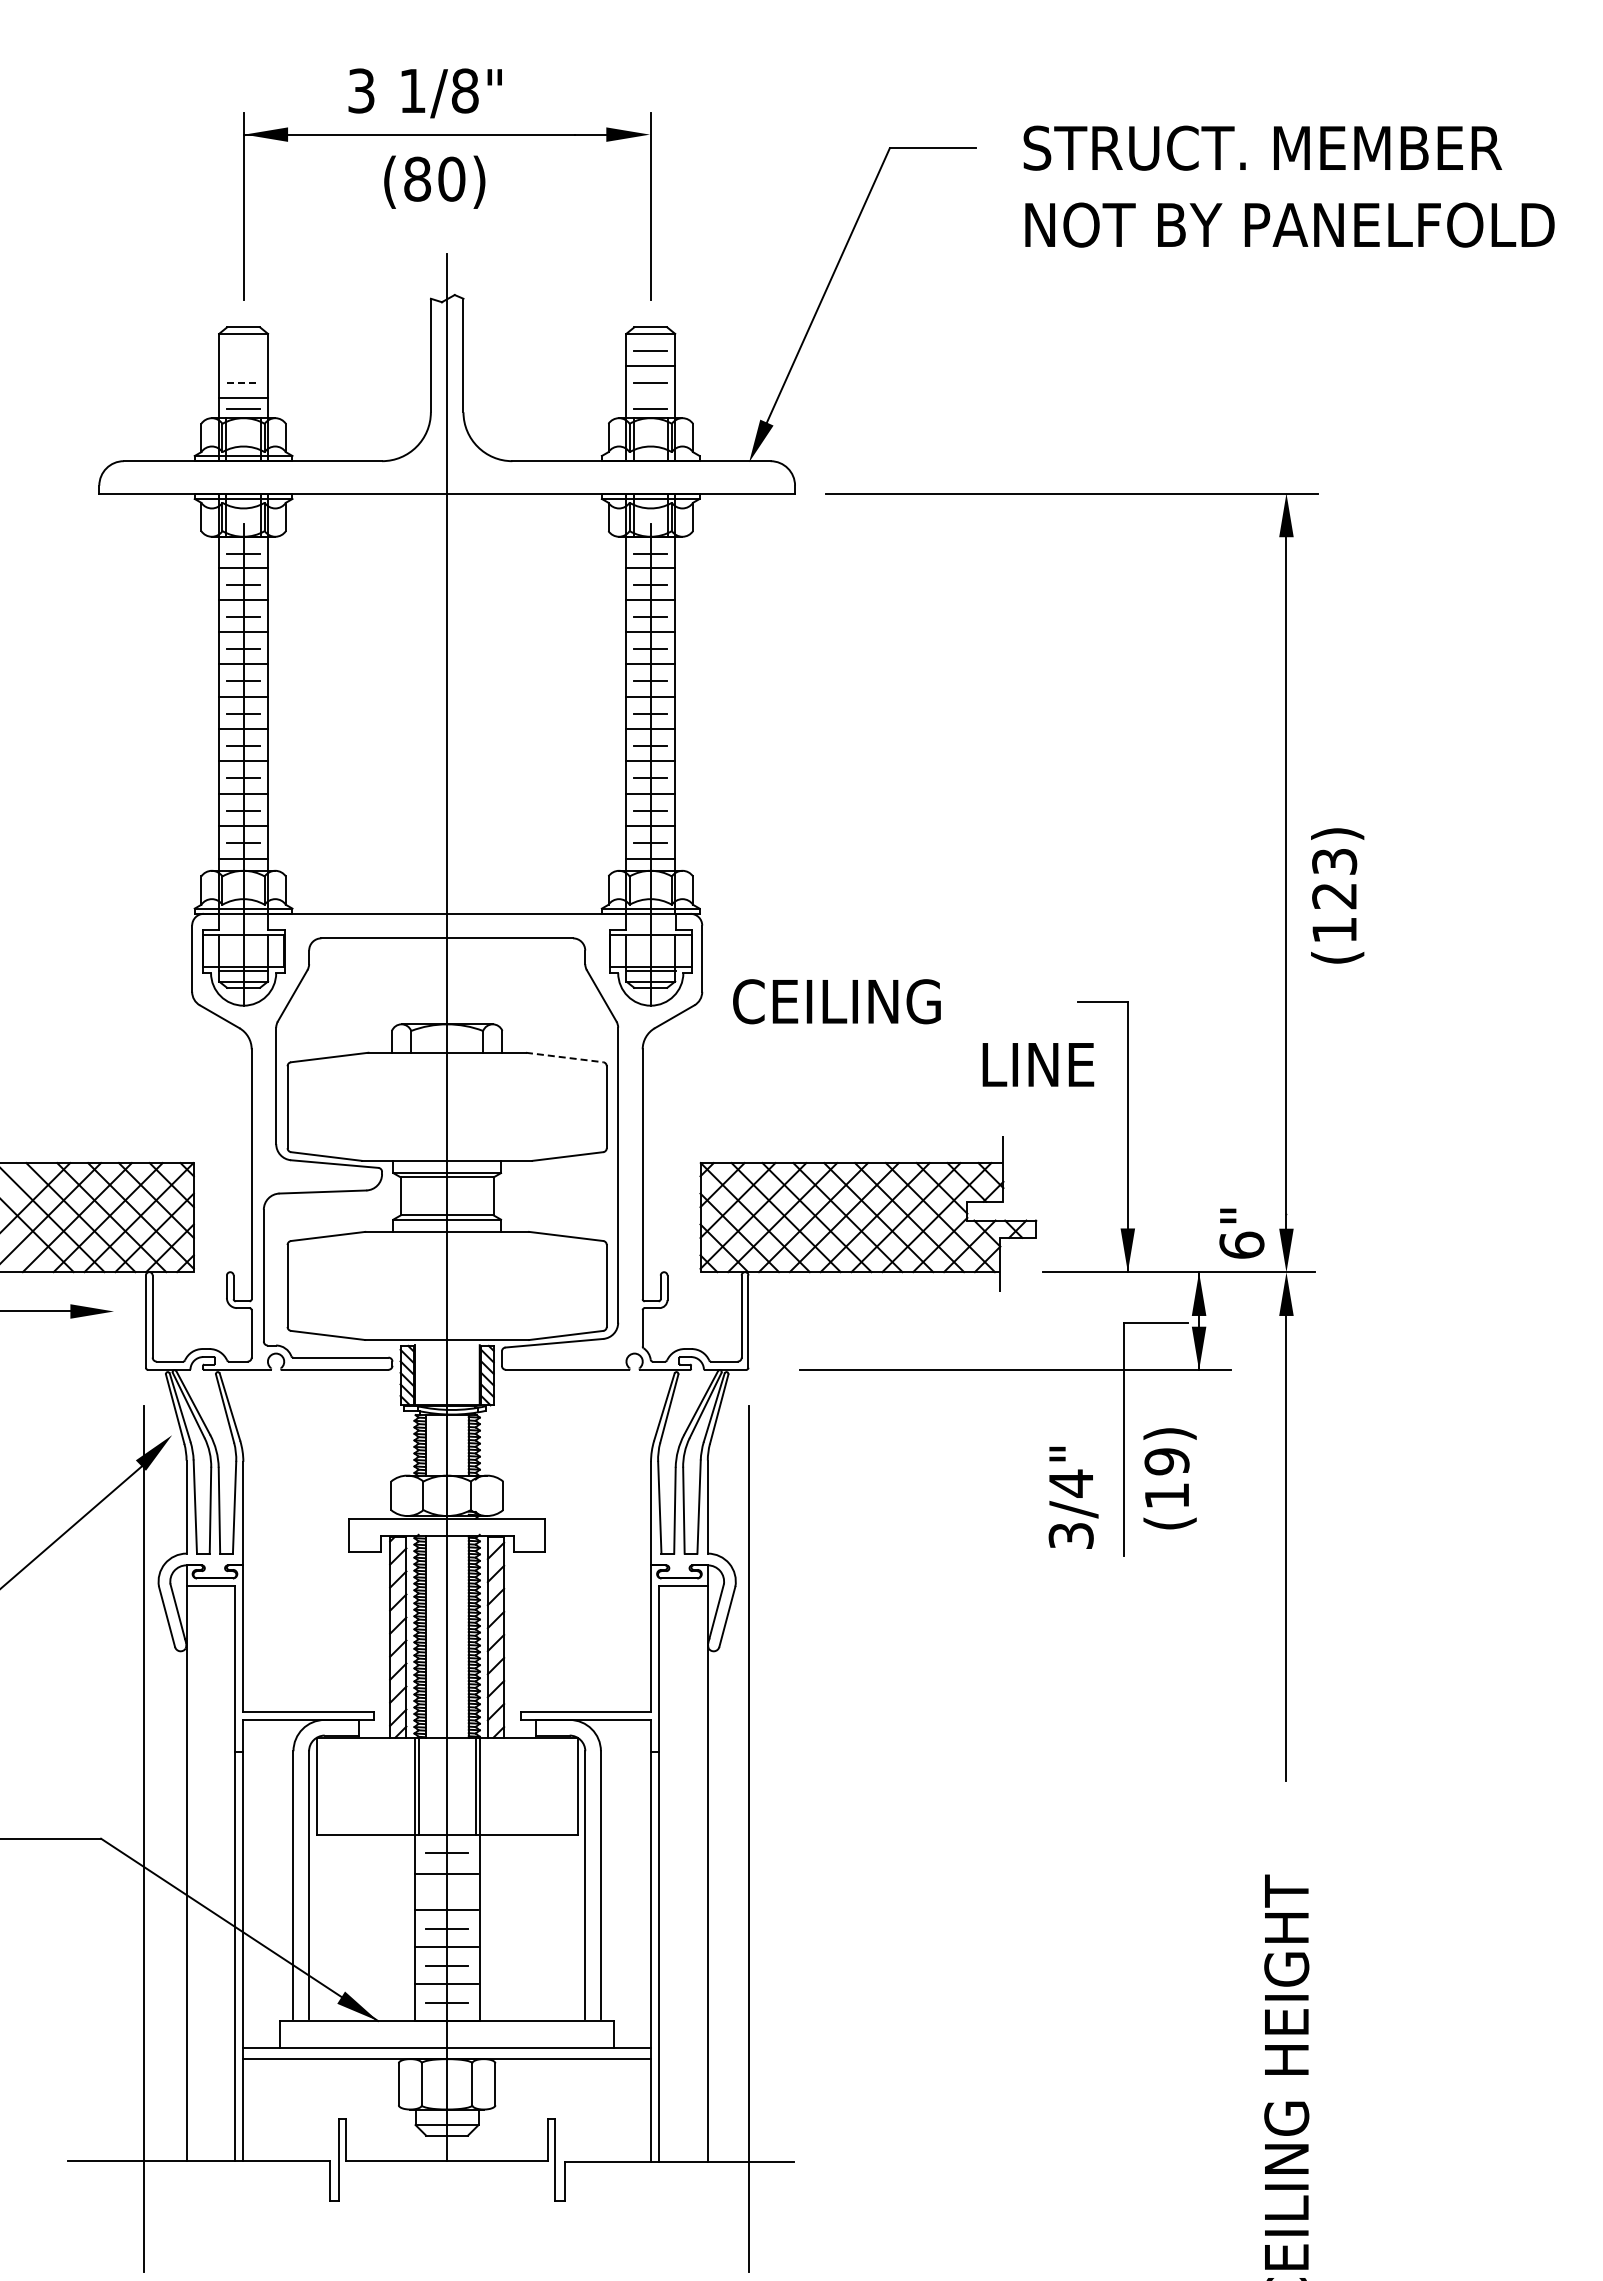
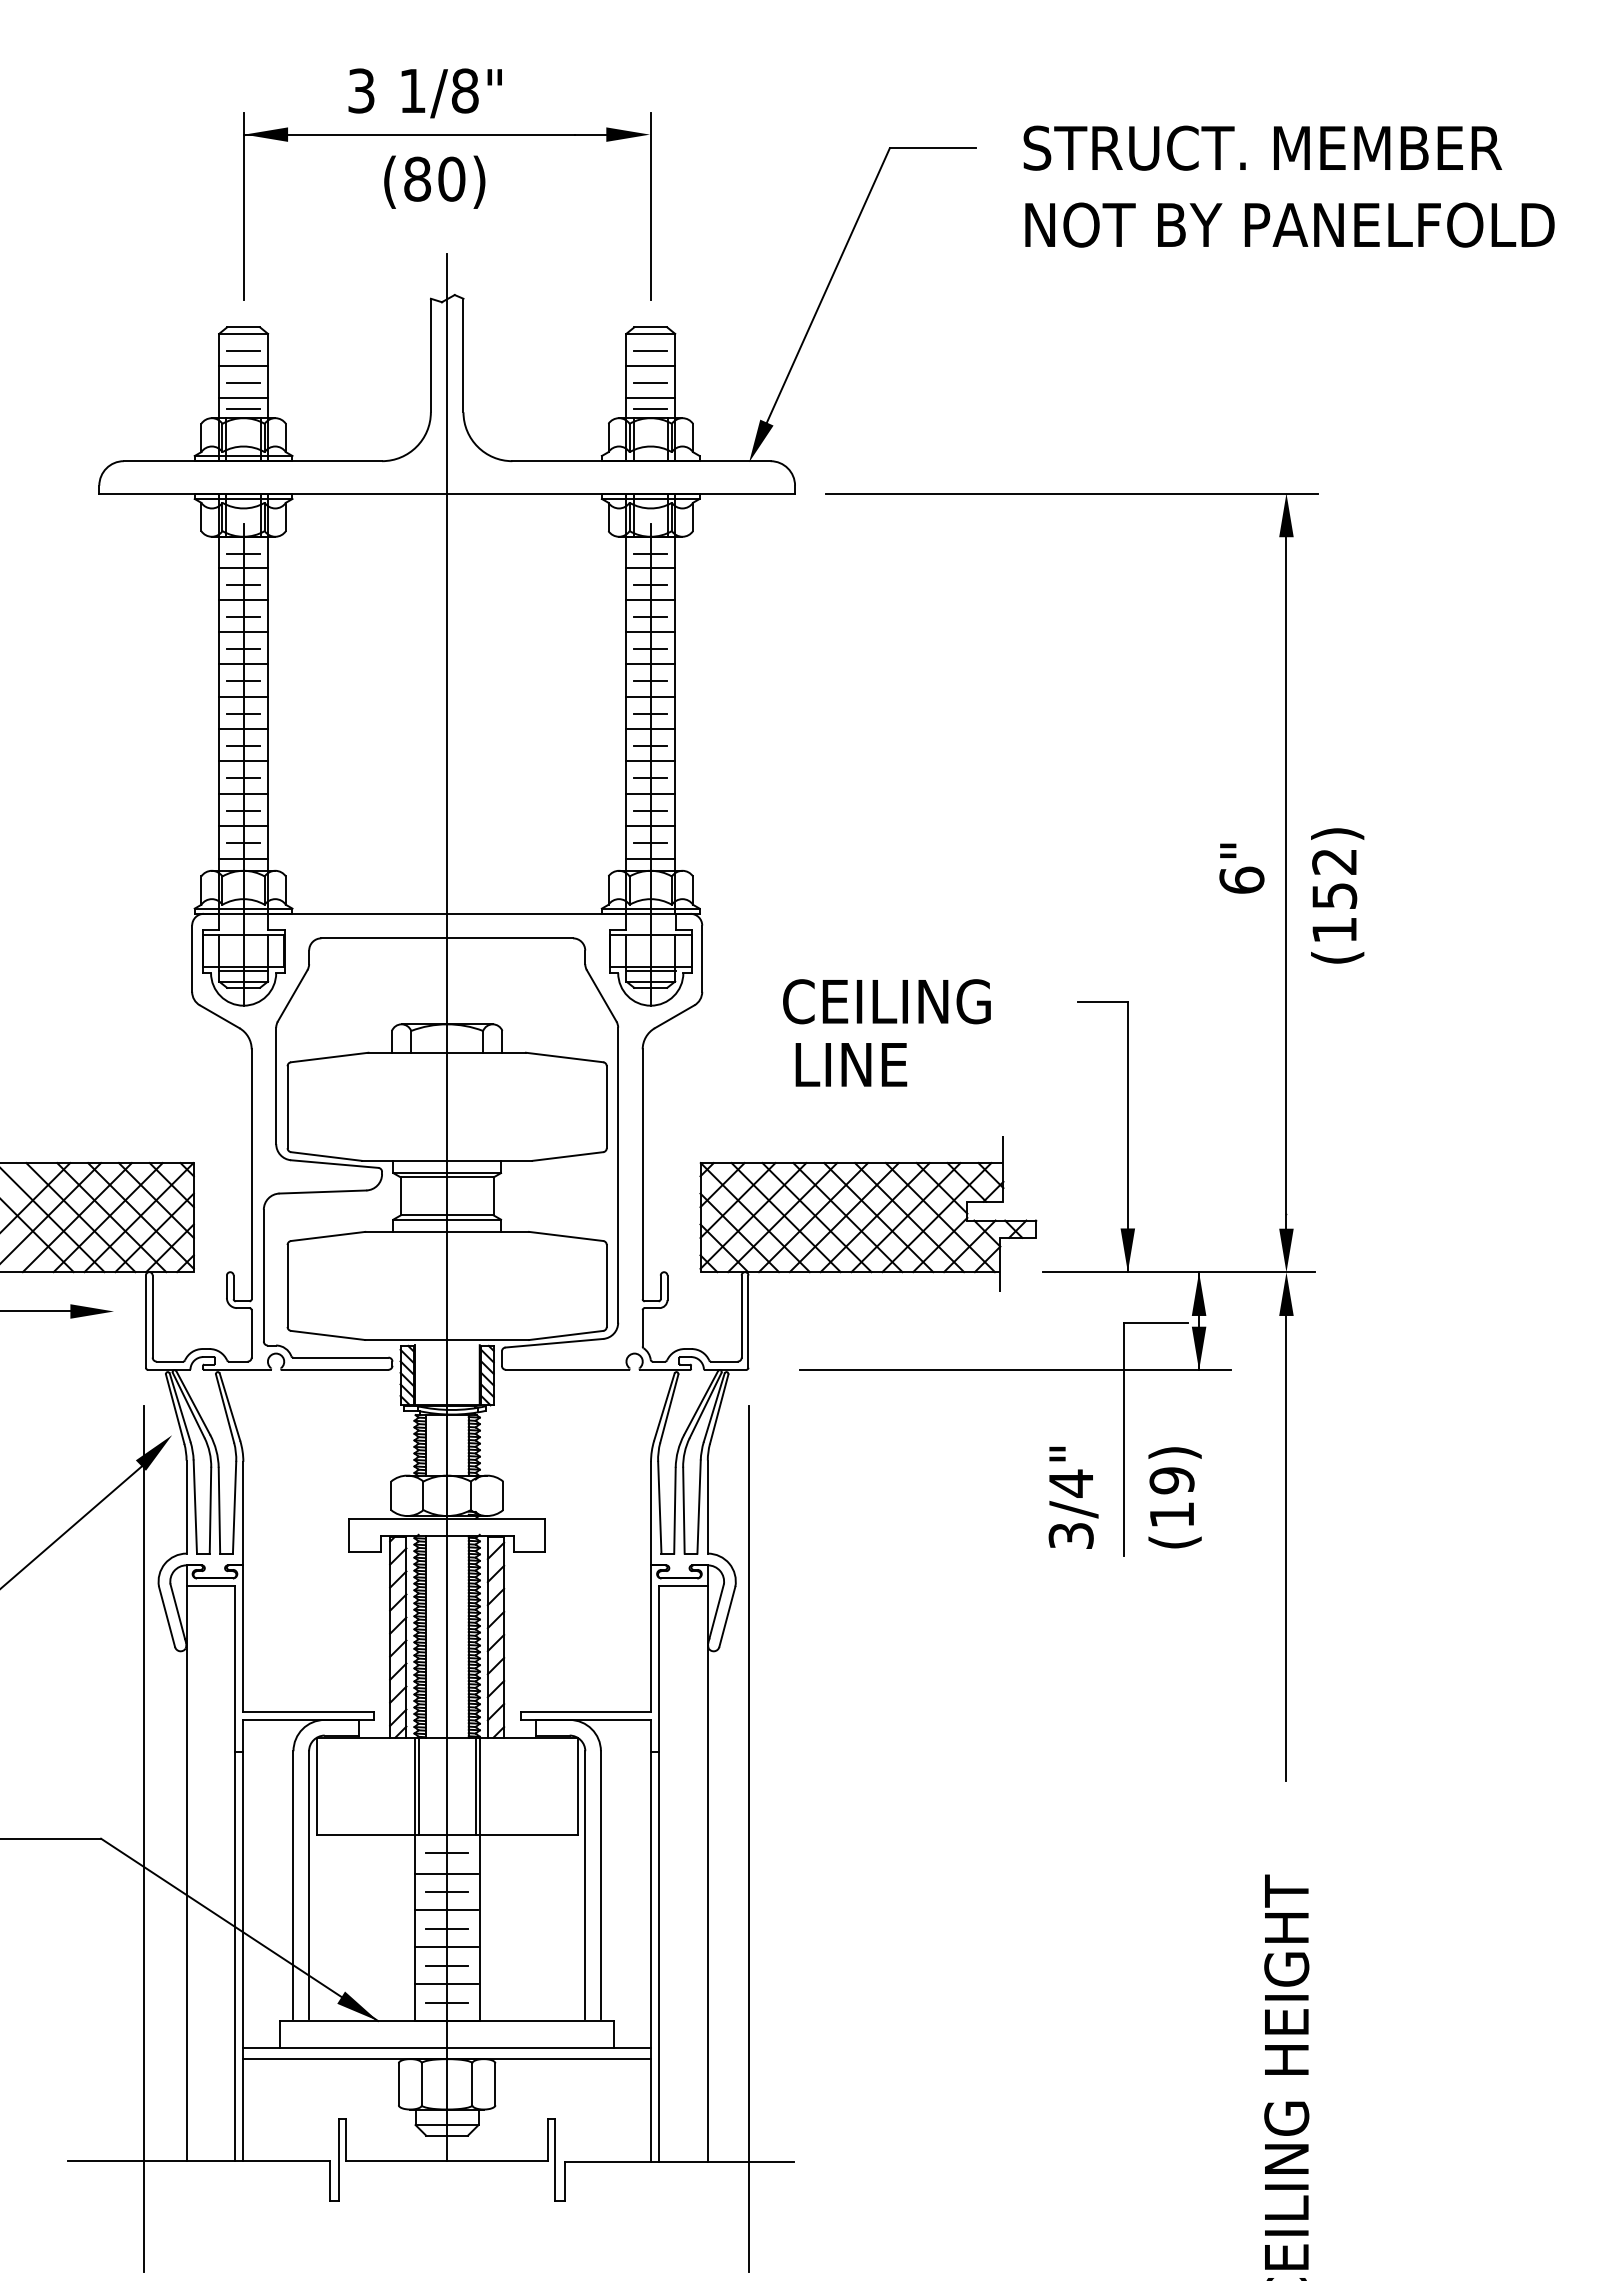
line: none -> present (243, 350)
line: none -> present (243, 365)
line: dashed -> solid (244, 383)
line: none -> present (650, 398)
text: (123) -> (152) (1334, 879)
text position: (836, 1001) -> (886, 1001) (886, 1001)
line: dashed -> solid (564, 1057)
text position: (1038, 1064) -> (851, 1064) (851, 1064)
text position: (1241, 1233) -> (1241, 868) (1241, 868)
text position: (1169, 1478) -> (1174, 1497) (1174, 1497)
line: none -> present (446, 1892)
